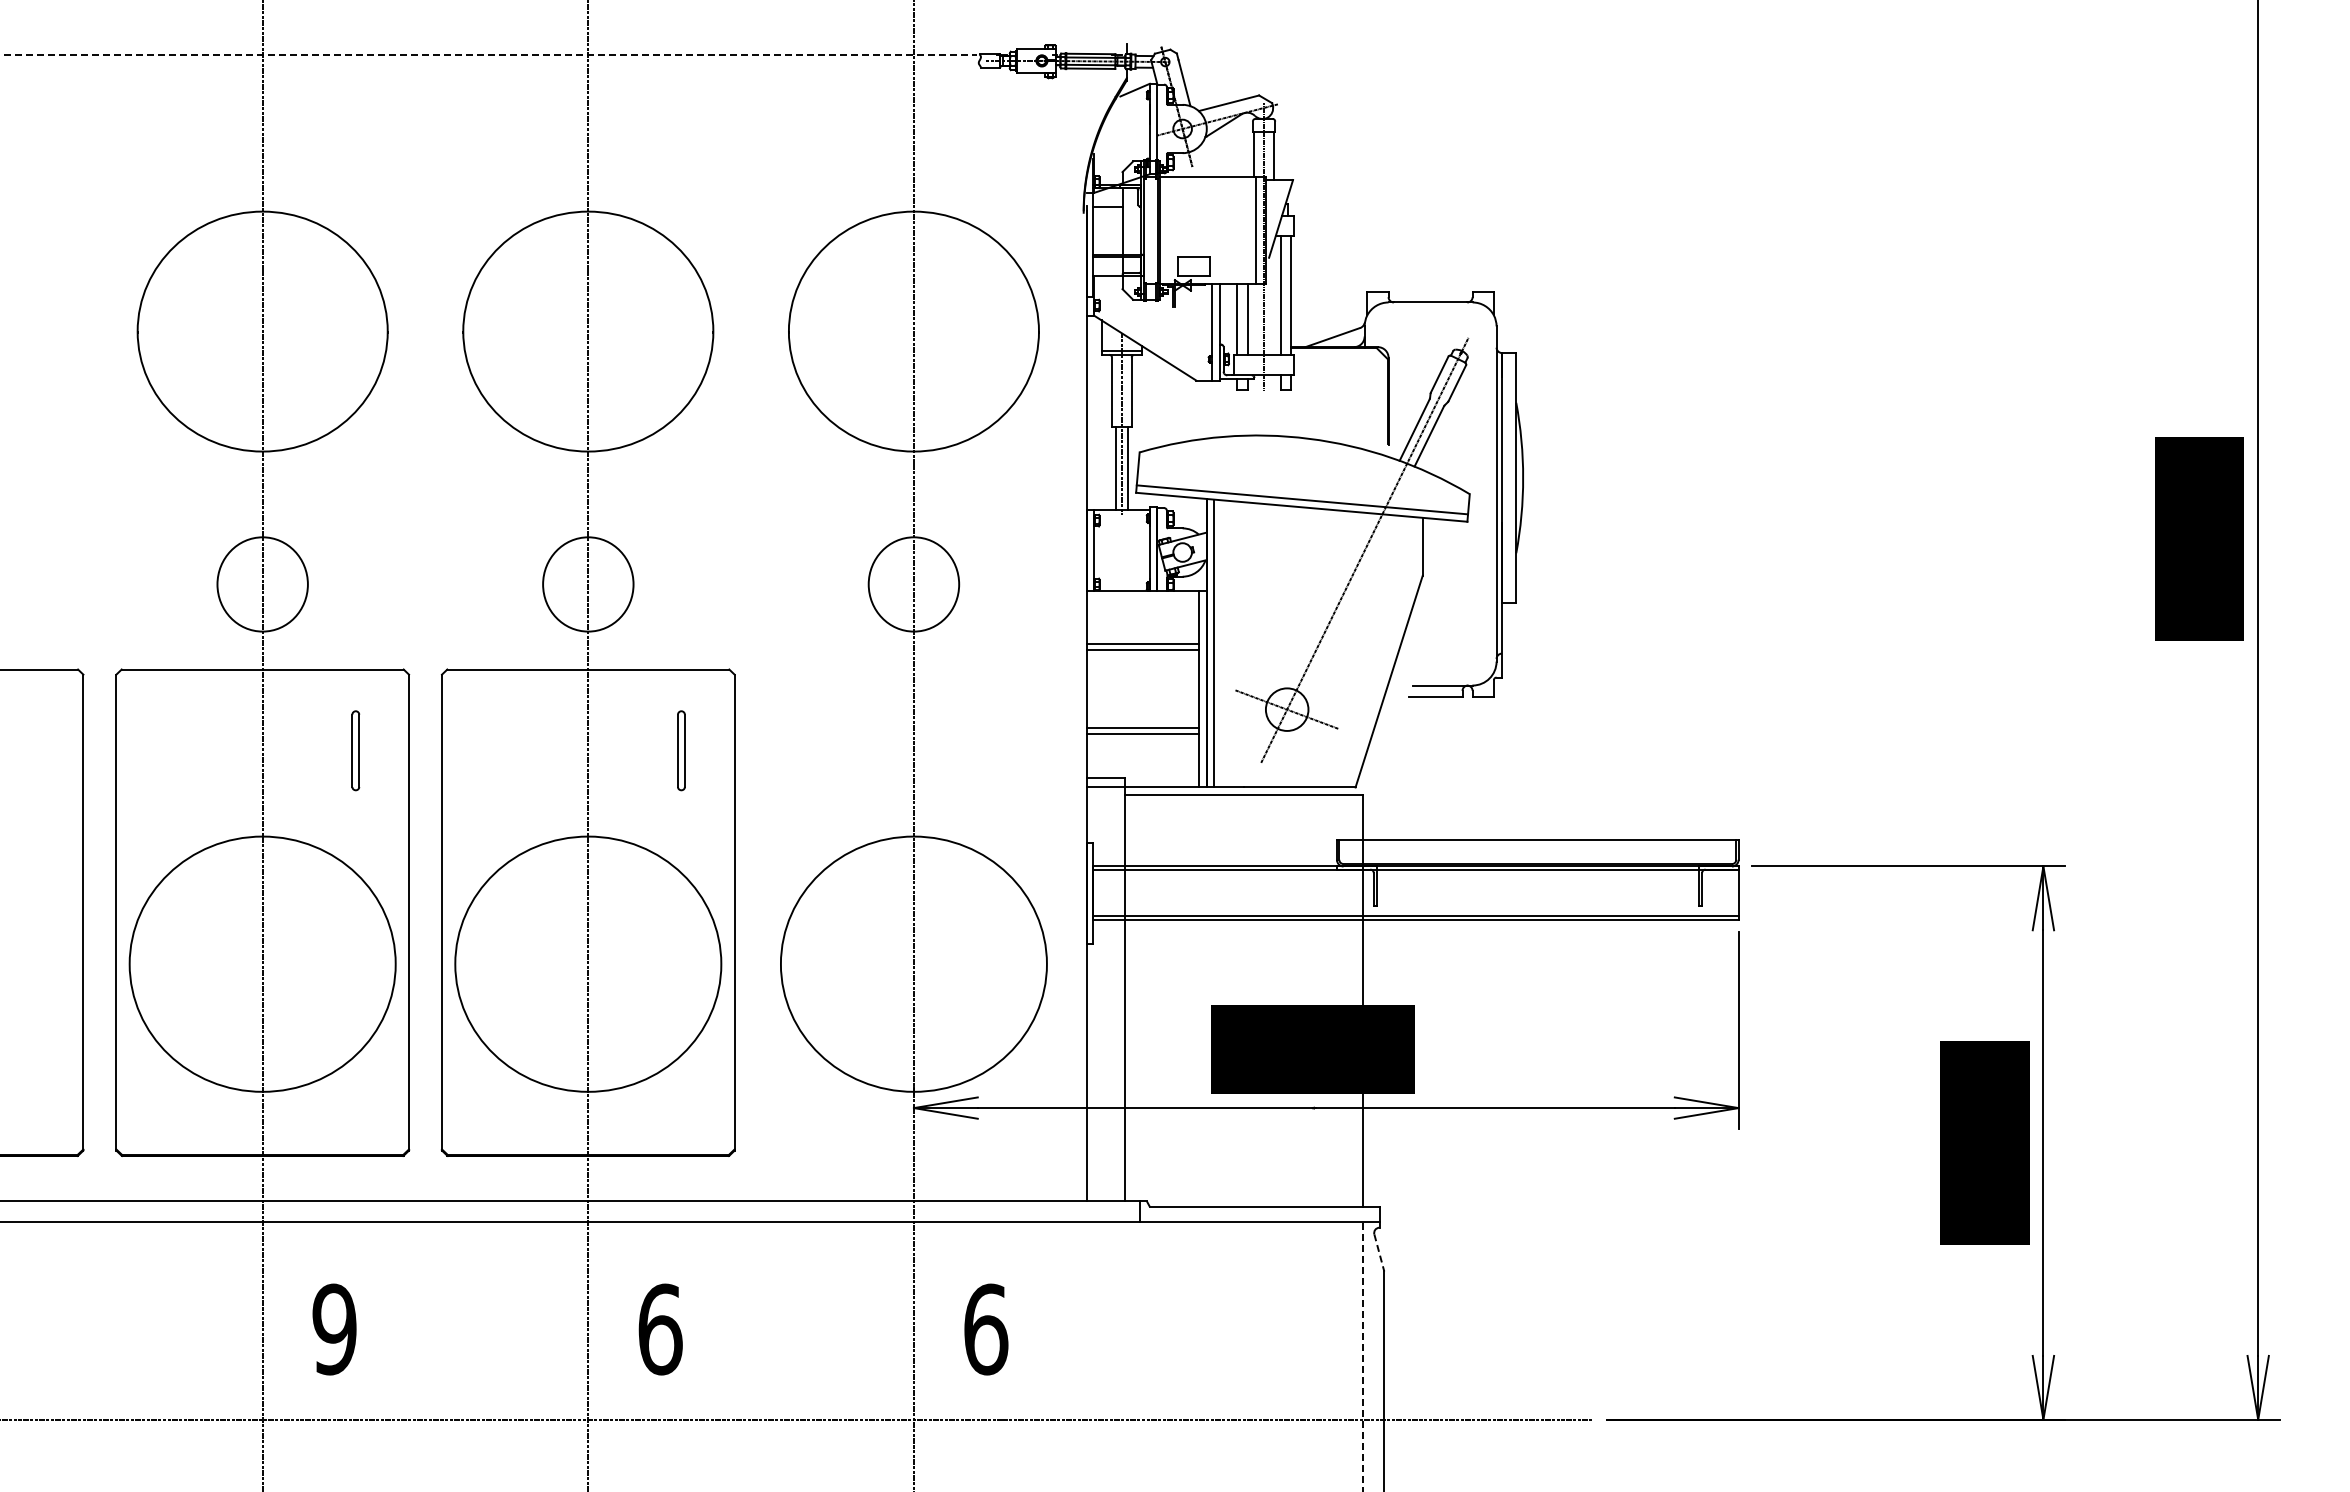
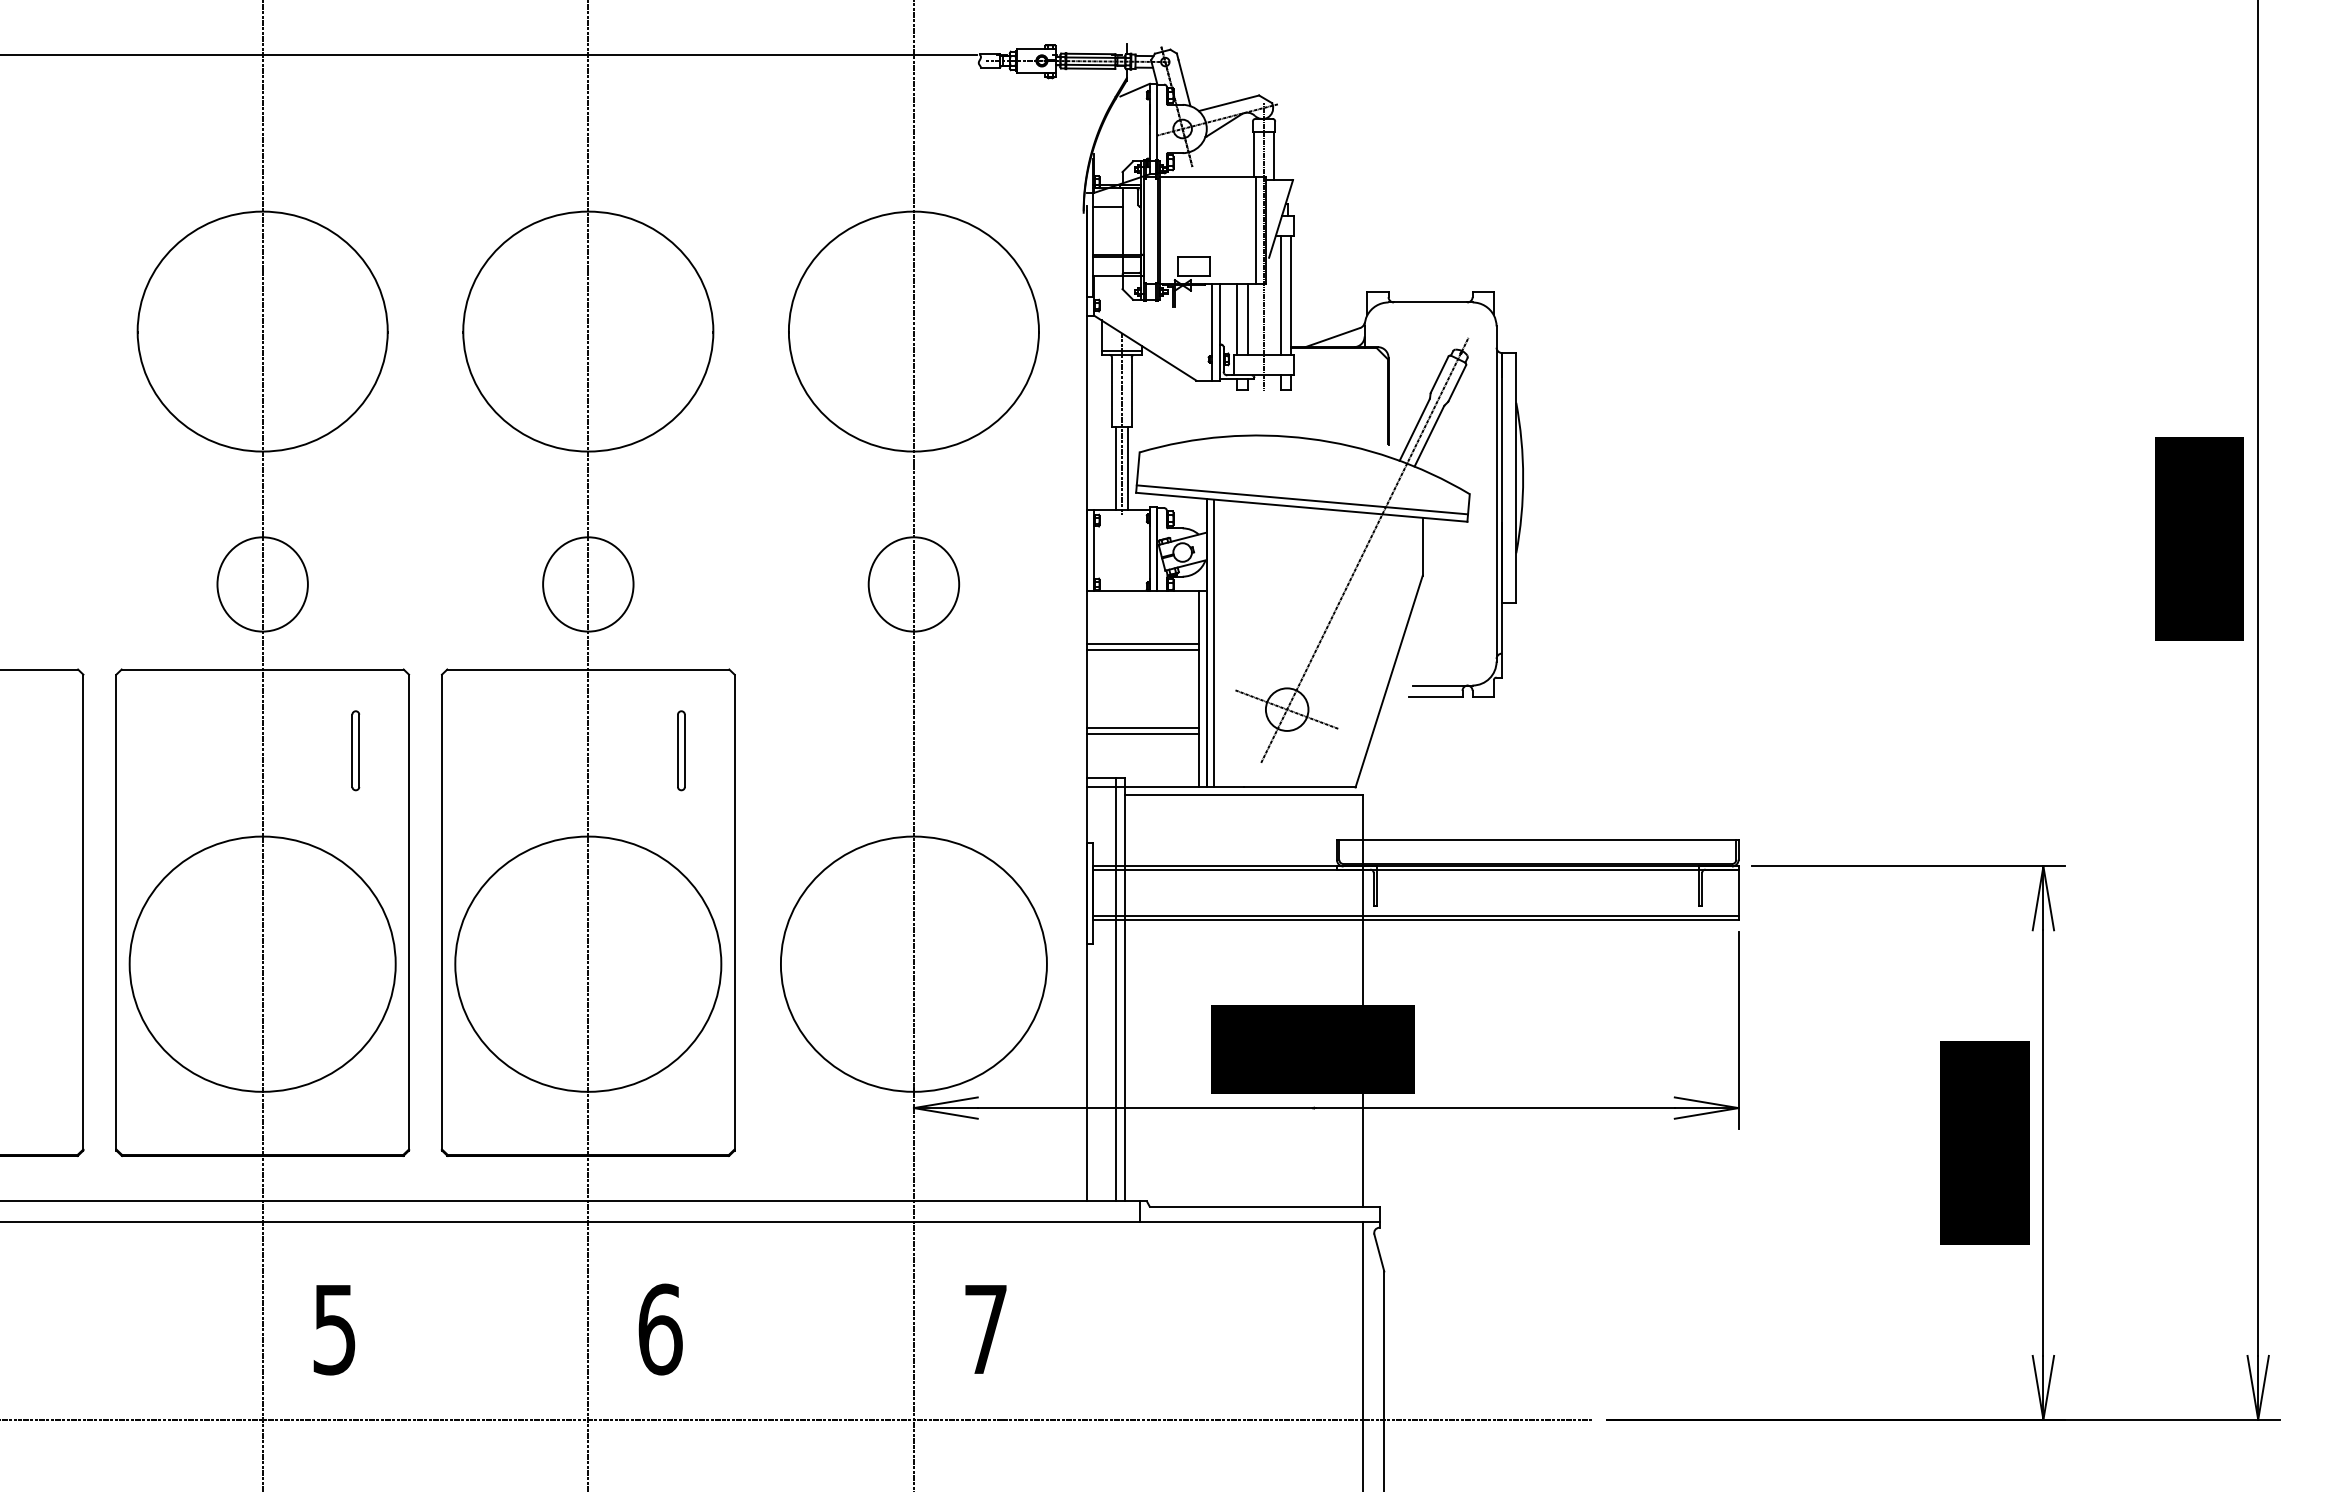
line: dashed -> solid (489, 55)
line: none -> present (1116, 989)
line: dashed -> solid (1379, 1253)
text: 9 -> 5 (334, 1329)
text: 6 -> 7 (986, 1329)
line: dashed -> solid (1363, 1356)
